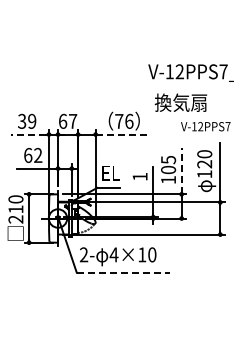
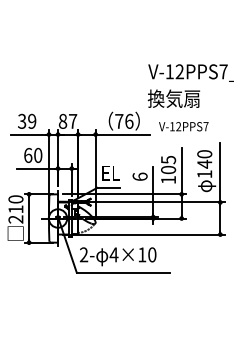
text position: (180, 102) -> (173, 98) (173, 98)
text: 67 -> 87 (62, 120)
text position: (205, 126) -> (183, 126) (183, 126)
line: dashed -> solid (28, 134)
line: dashed -> solid (123, 134)
text: 62 -> 60 (38, 155)
text: 120 -> 140 (204, 163)
line: dashed -> solid (181, 171)
text: 1 -> 6 (139, 176)
line: dashed -> solid (123, 272)
